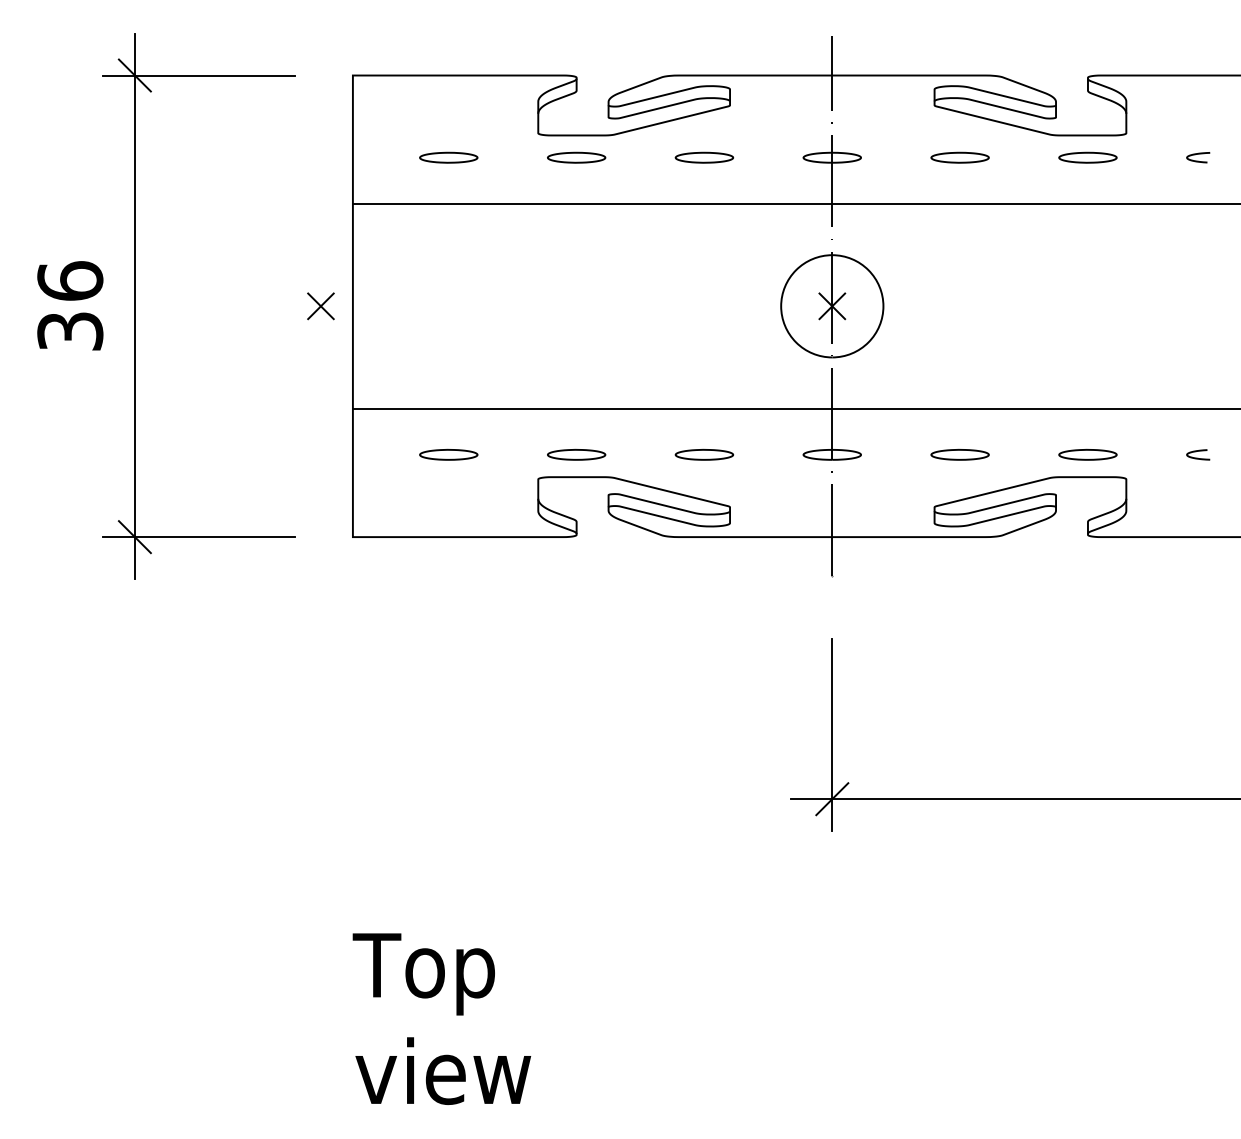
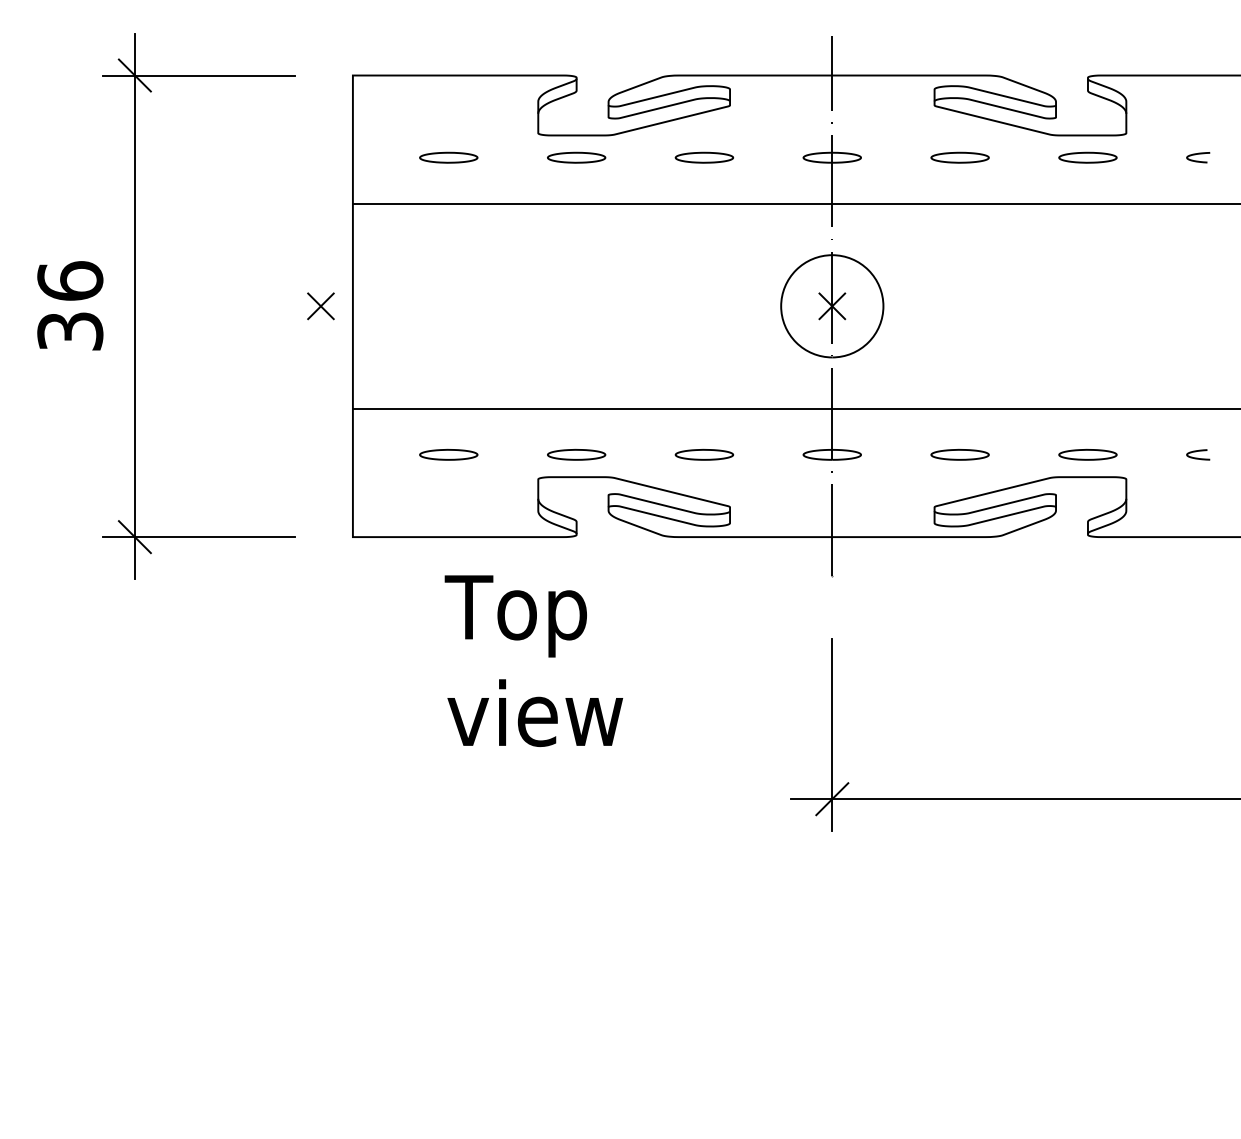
text position: (441, 1018) -> (533, 660) (533, 660)
